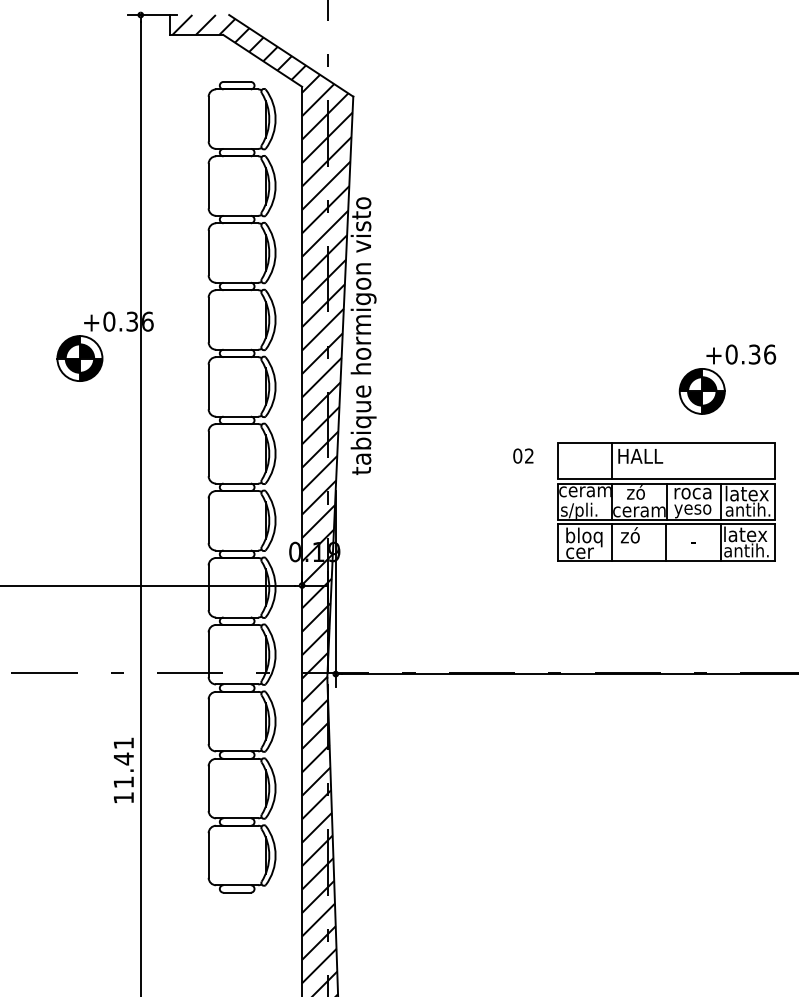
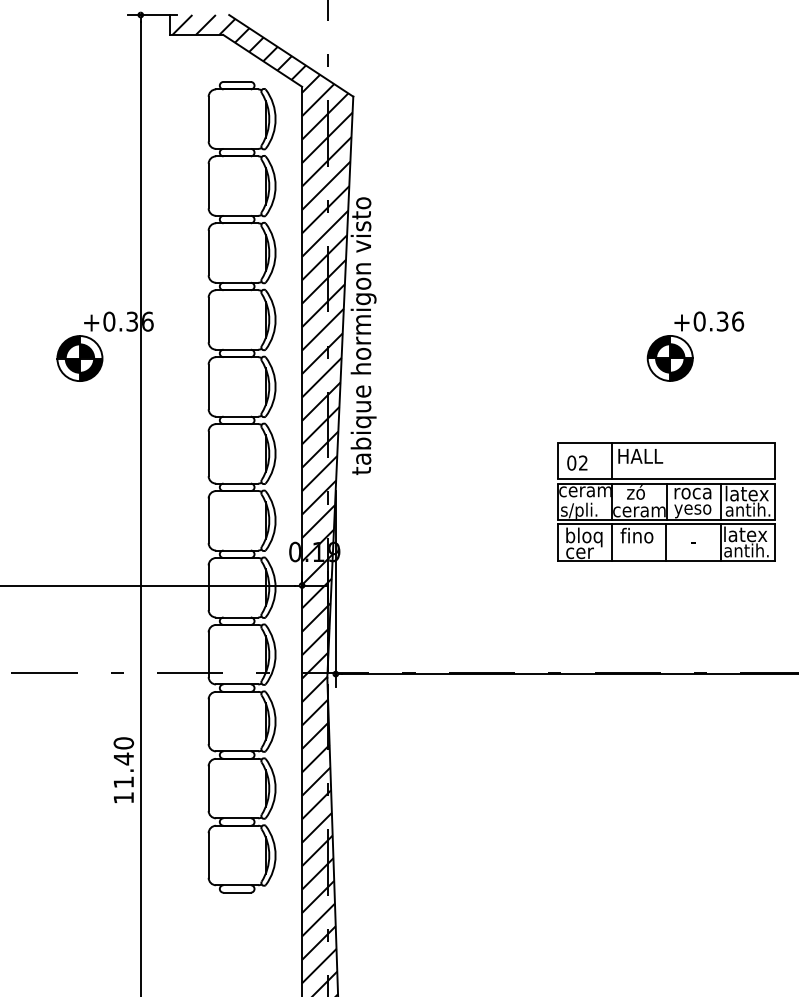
part position: (727, 379) -> (695, 346) (695, 346)
text position: (523, 455) -> (577, 462) (577, 462)
text: zó -> fino (636, 535)
text: 11.41 -> 11.40 (123, 743)
